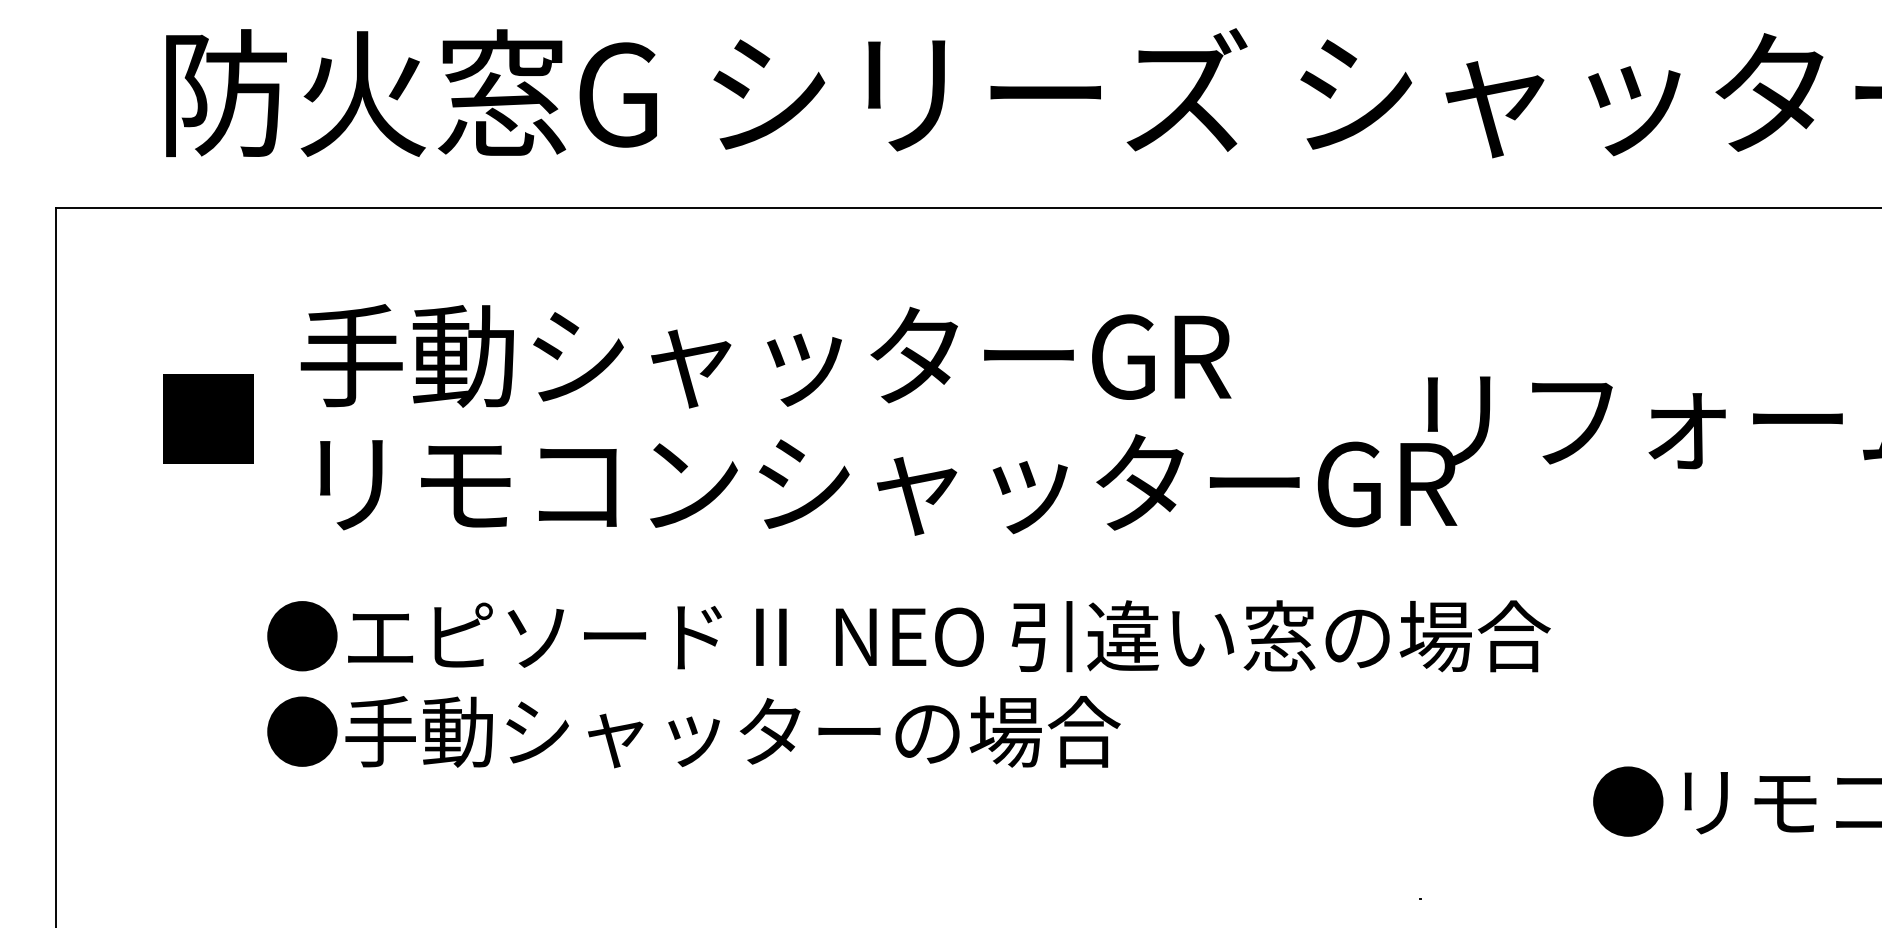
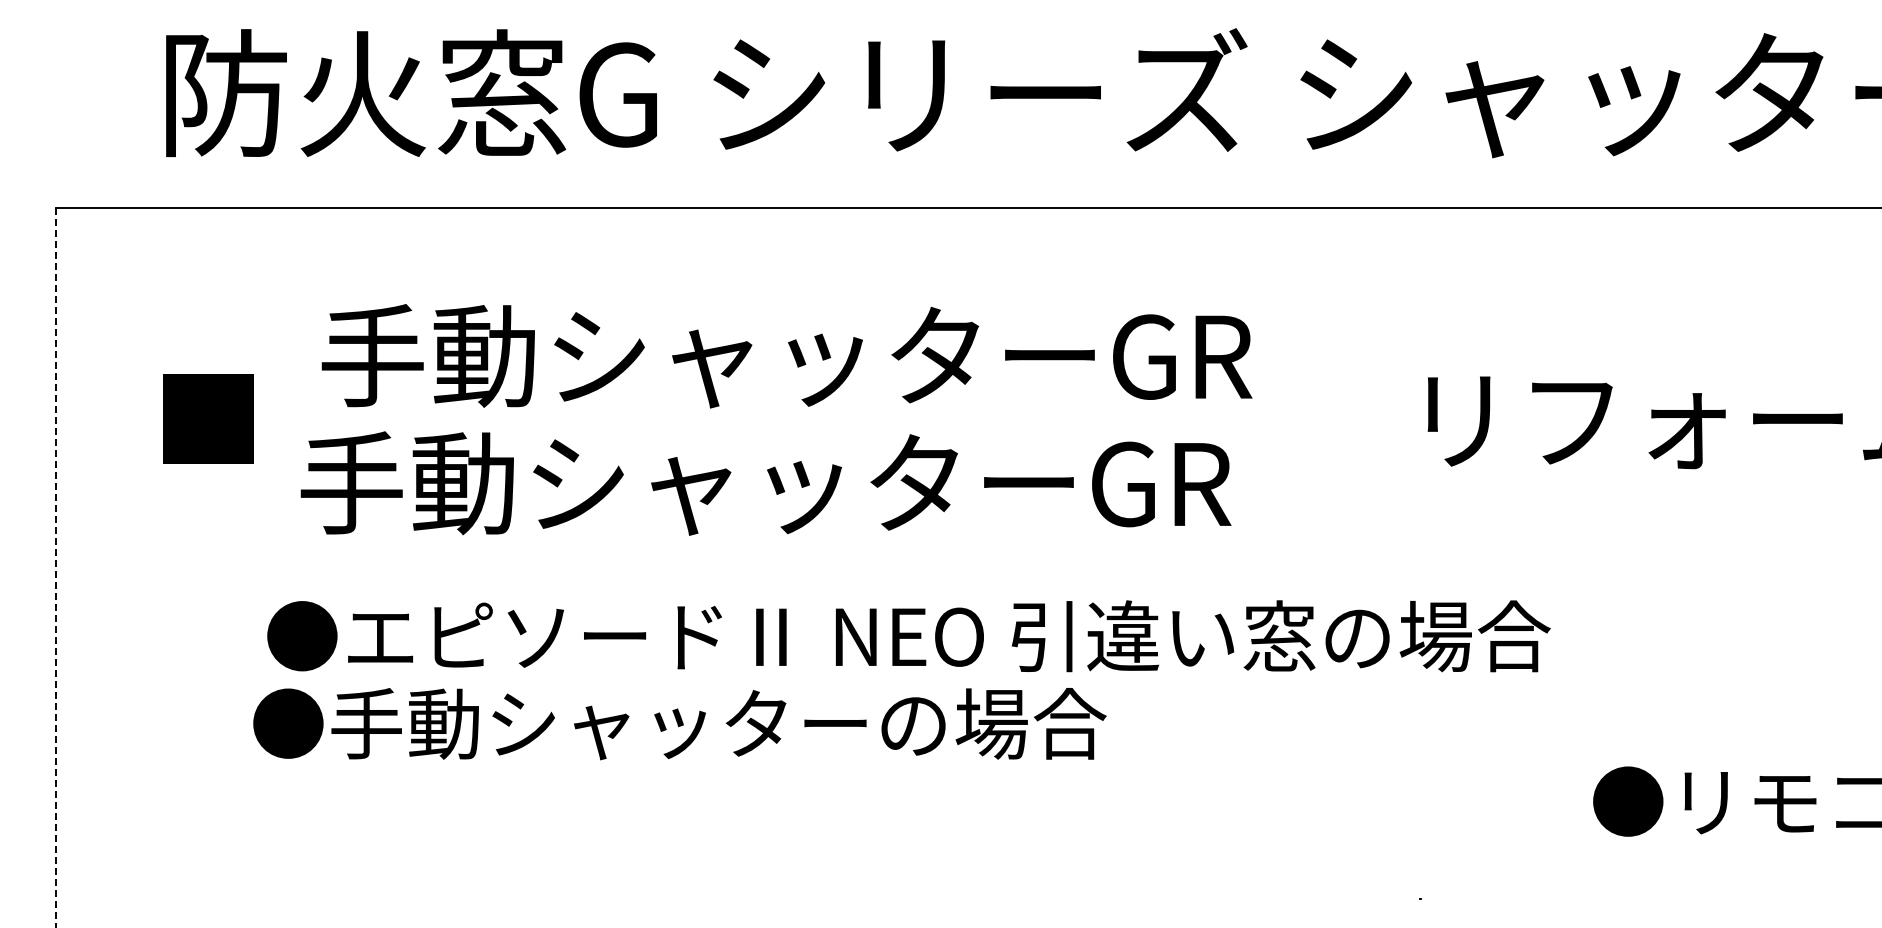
text position: (765, 356) -> (786, 356) (786, 356)
text: リモコンシャッターGR -> 手動シャッターGR (878, 483)
line: solid -> dashed (56, 568)
text position: (693, 732) -> (679, 724) (679, 724)
